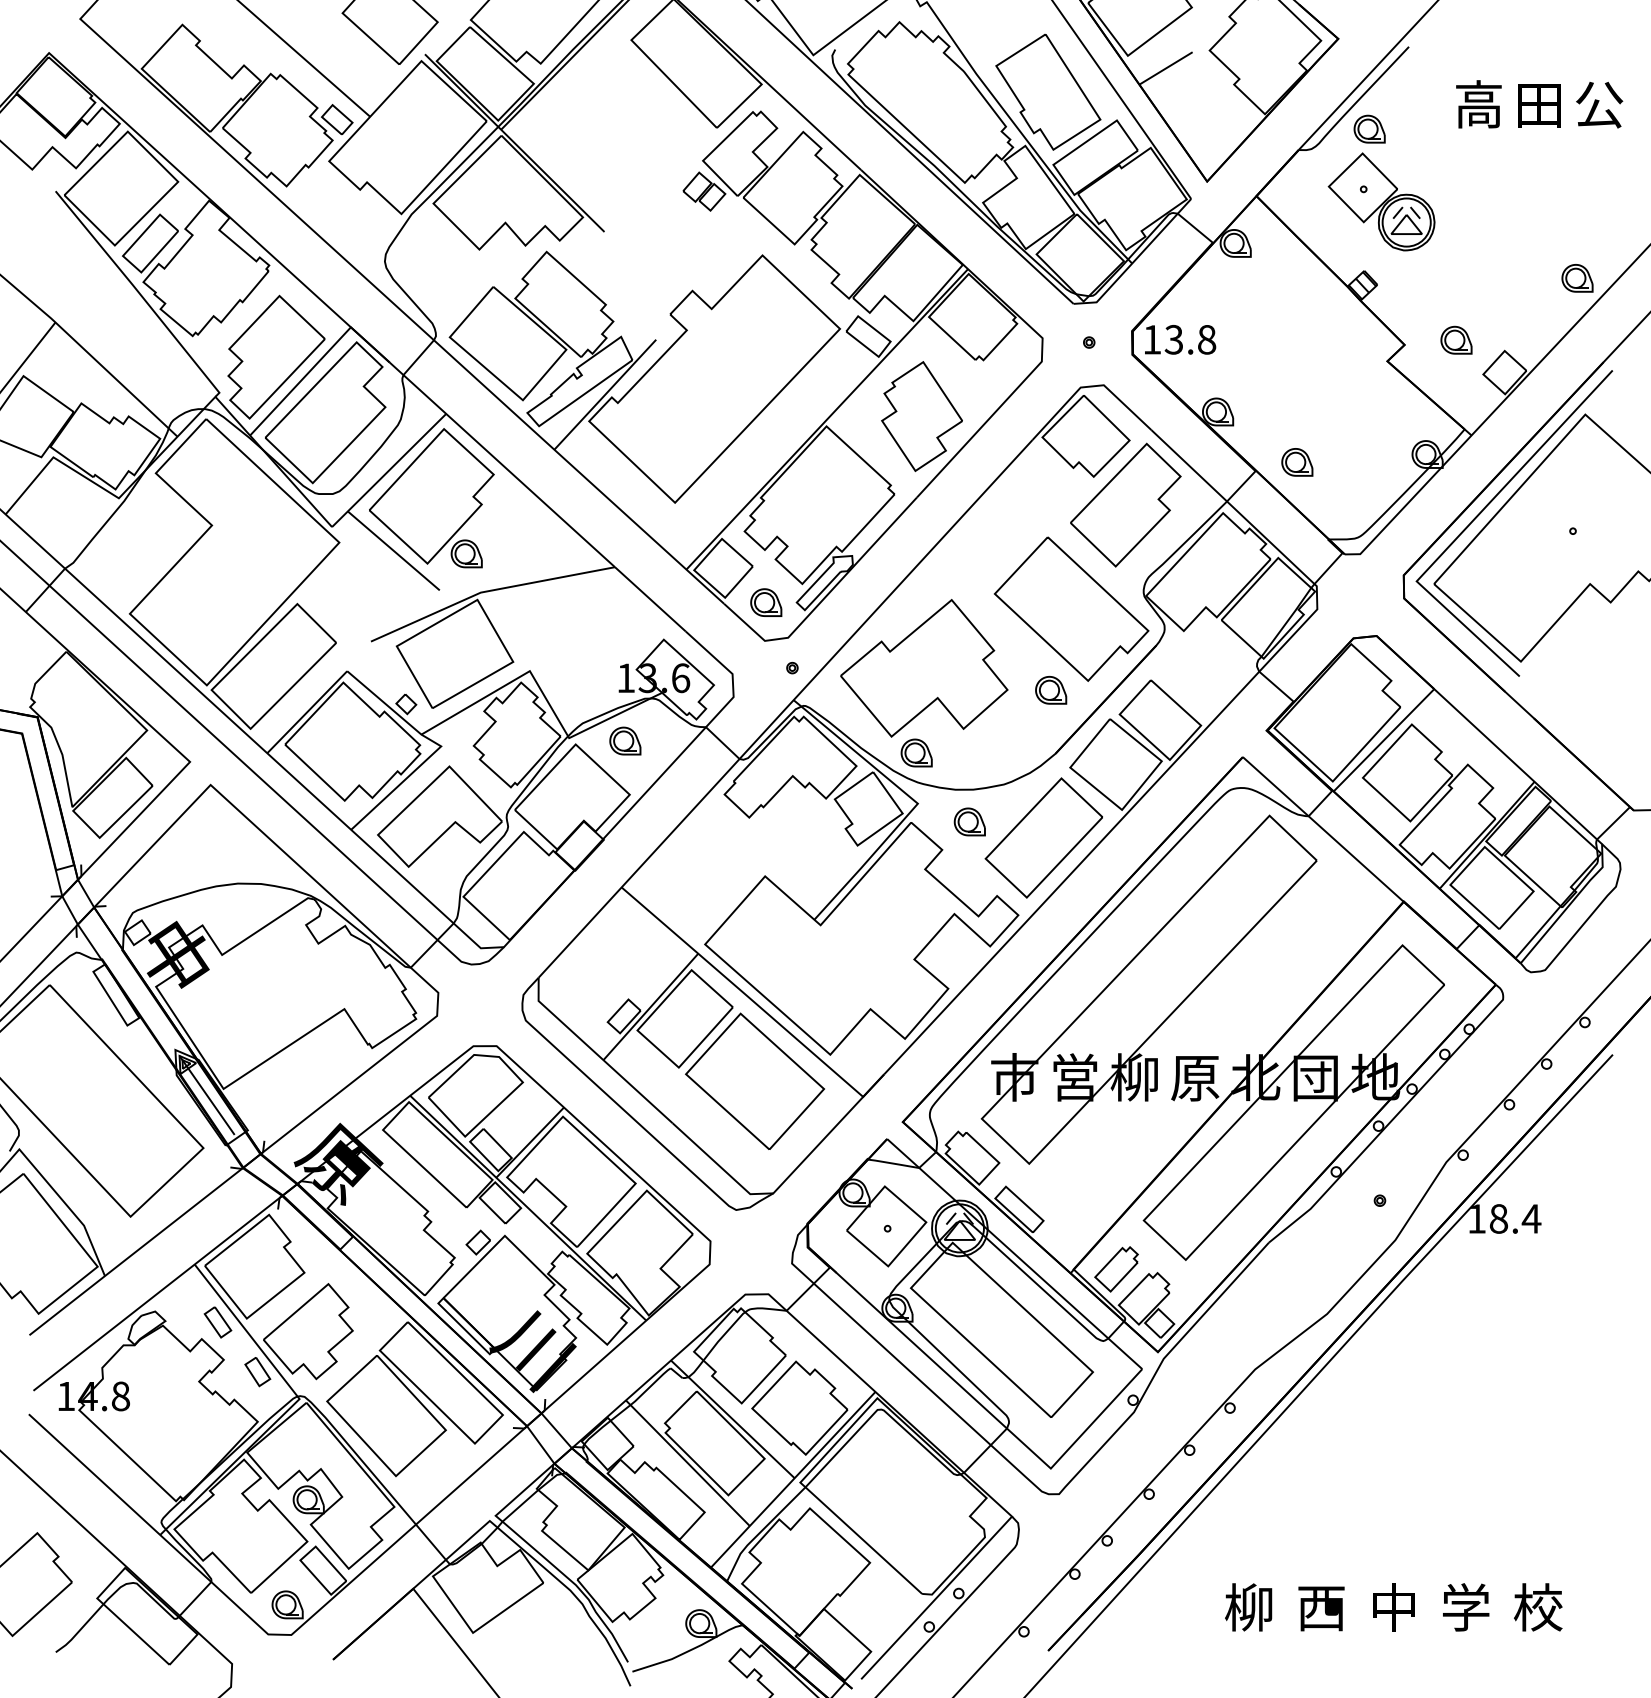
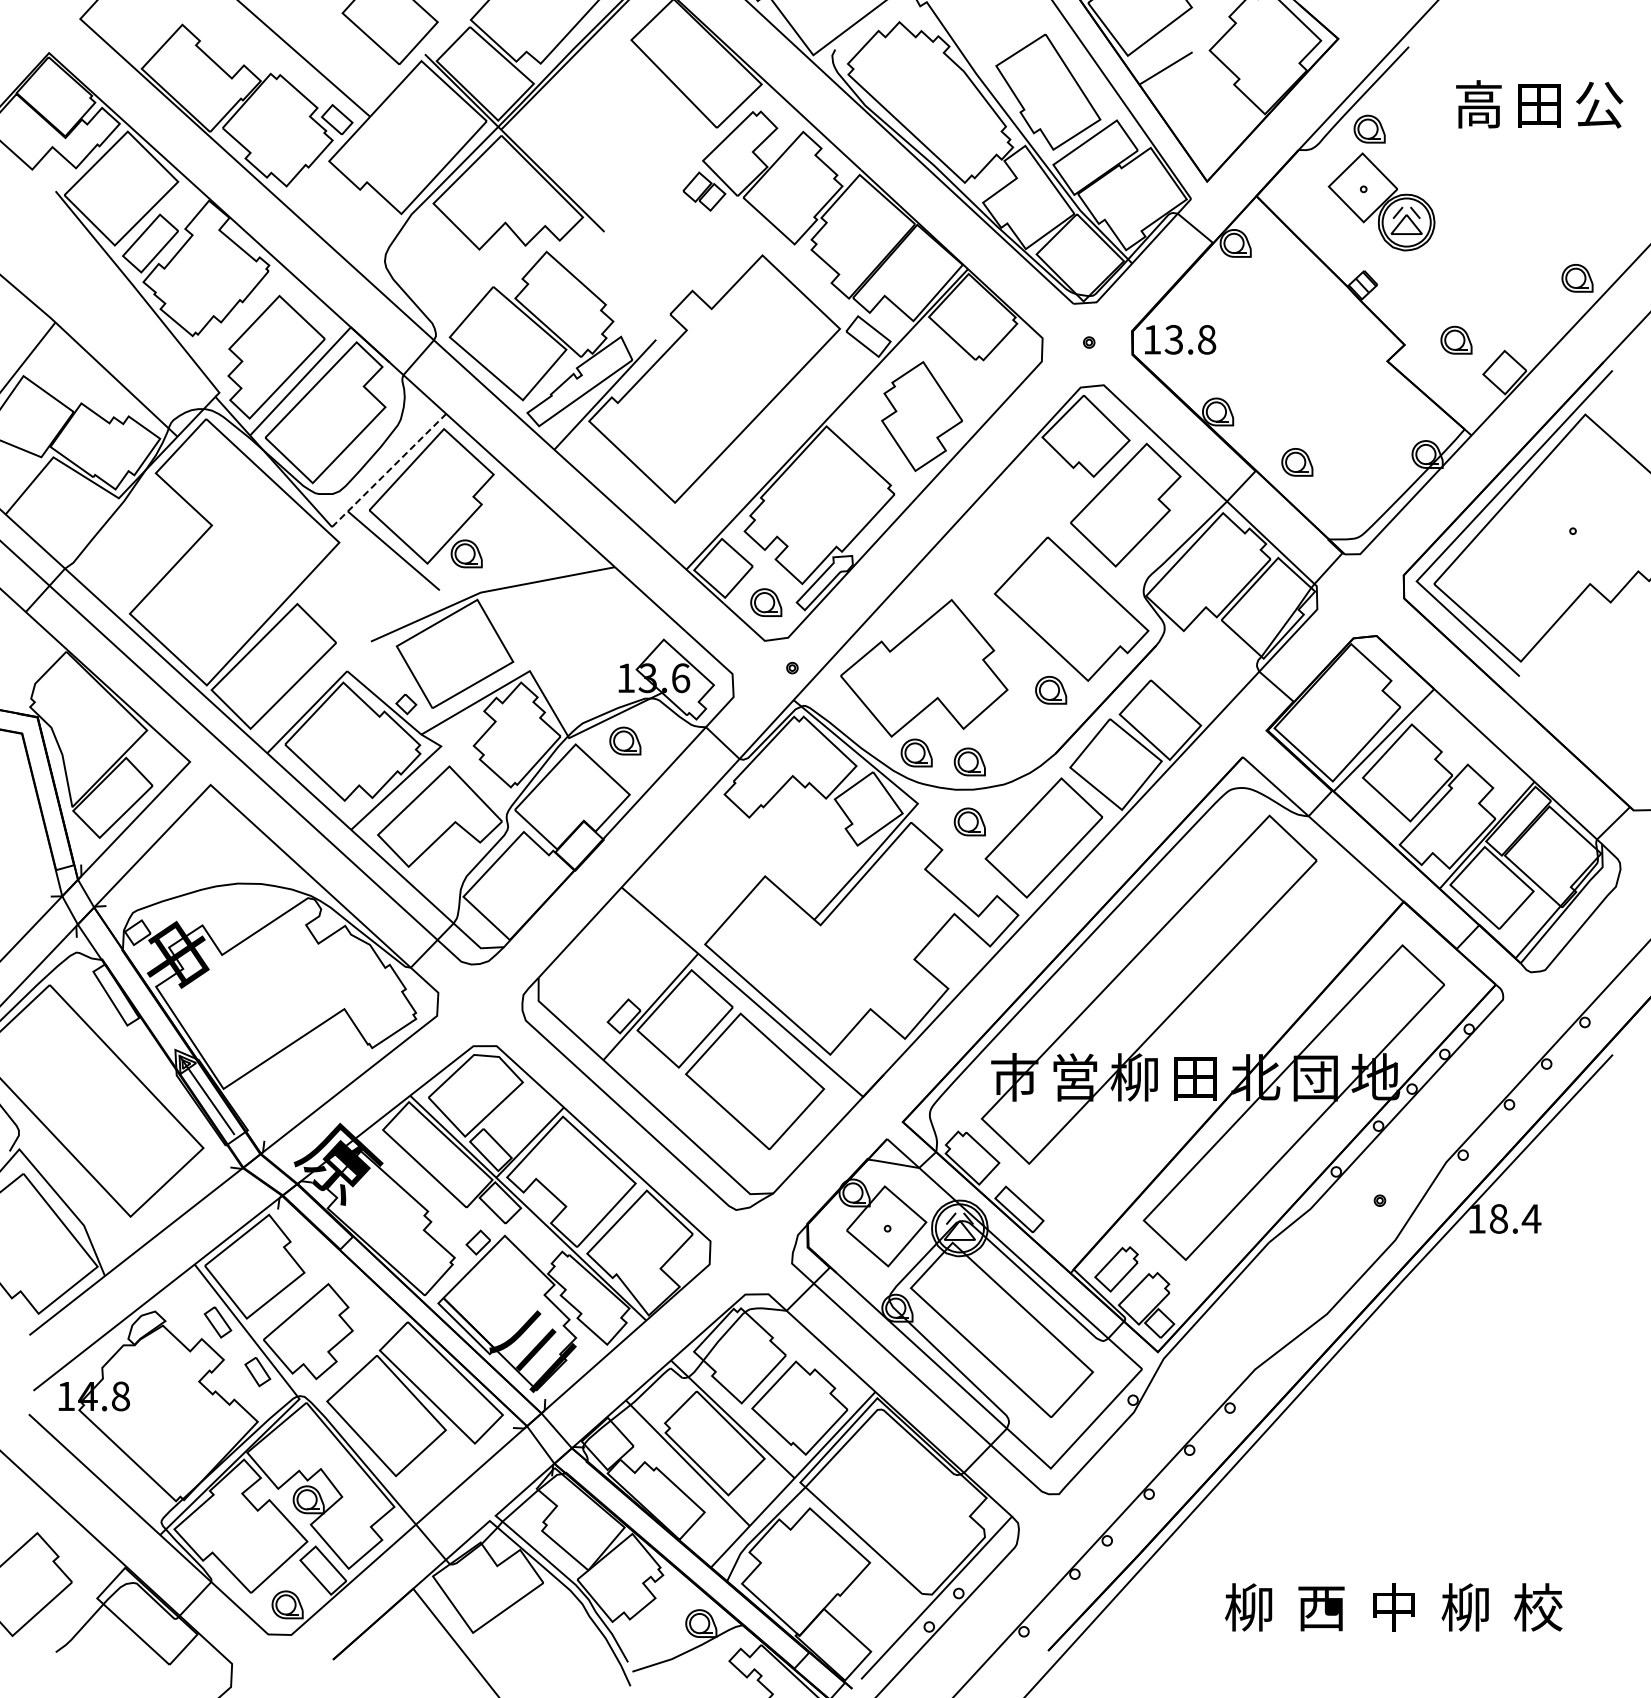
line: solid -> dashed (388, 470)
part: none -> present (969, 761)
text: 原 -> 田 (1195, 1078)
text: 学 -> 柳 (1465, 1607)
